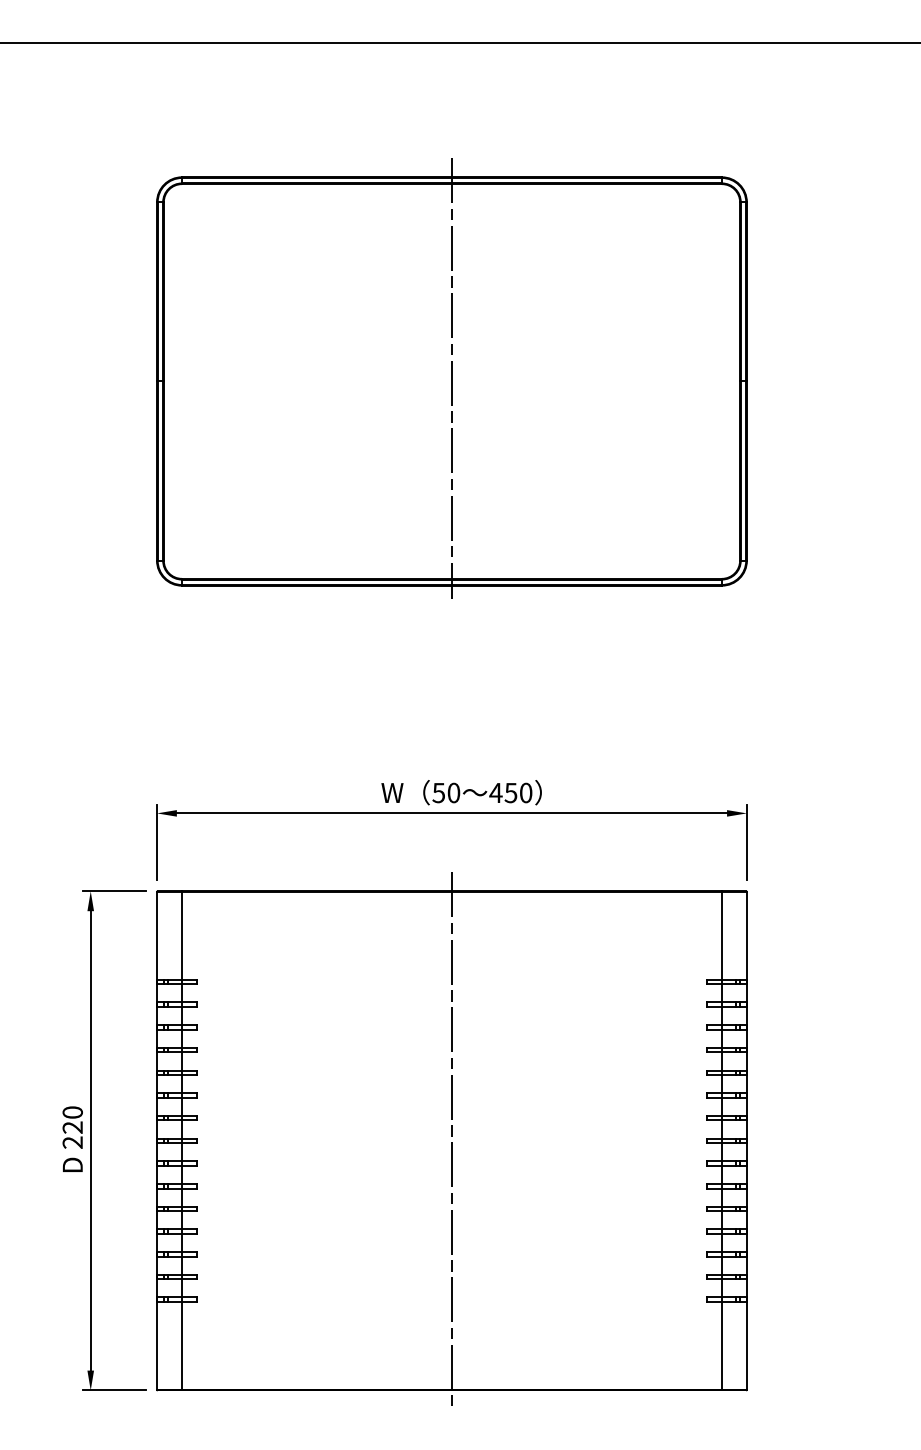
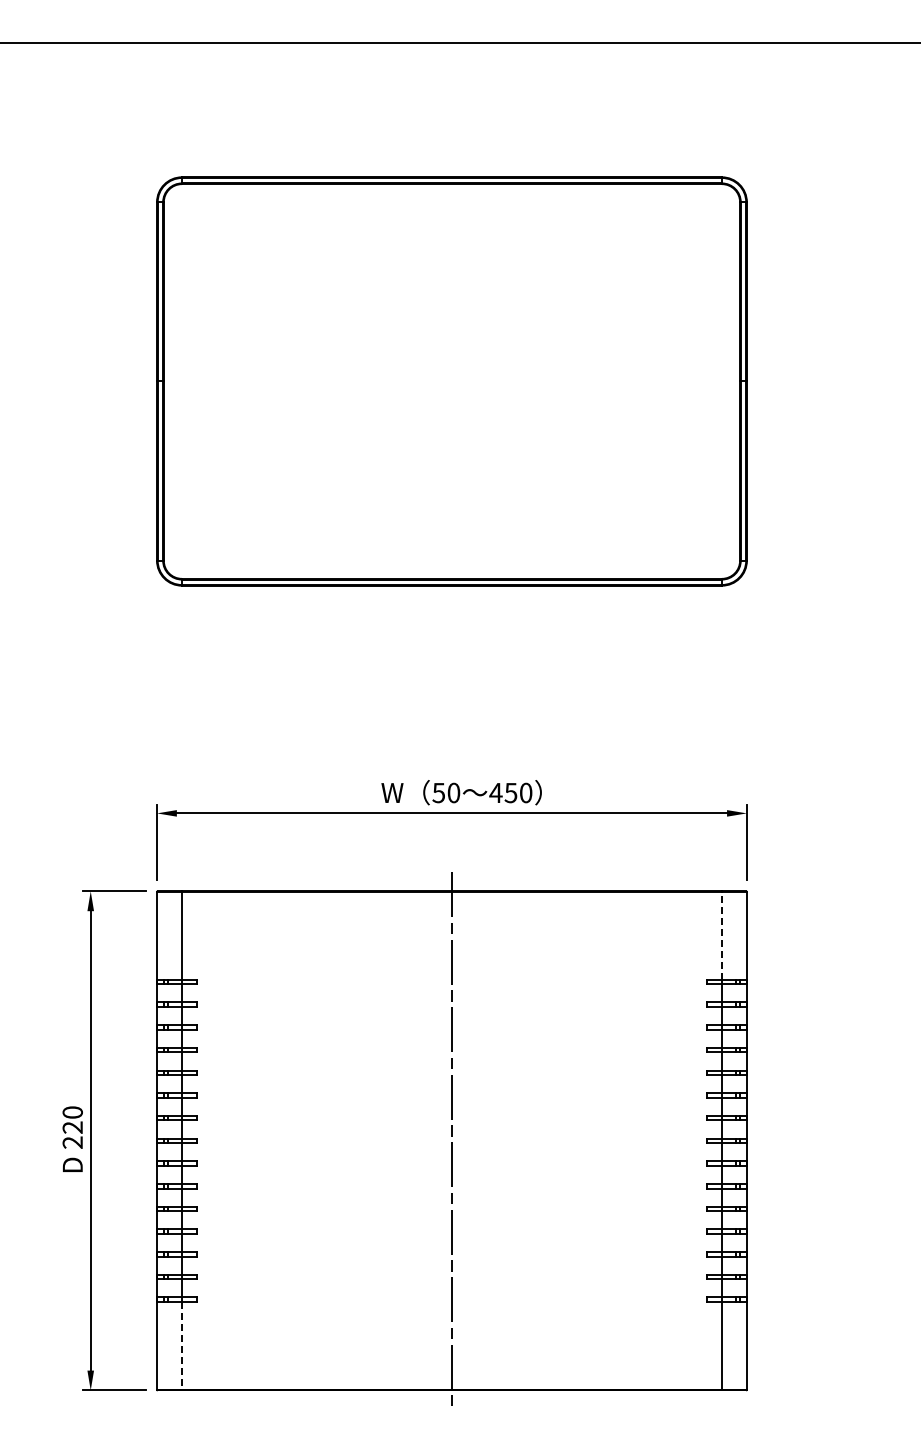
line: present -> none (451, 378)
line: solid -> dashed (721, 935)
line: solid -> dashed (181, 1345)
